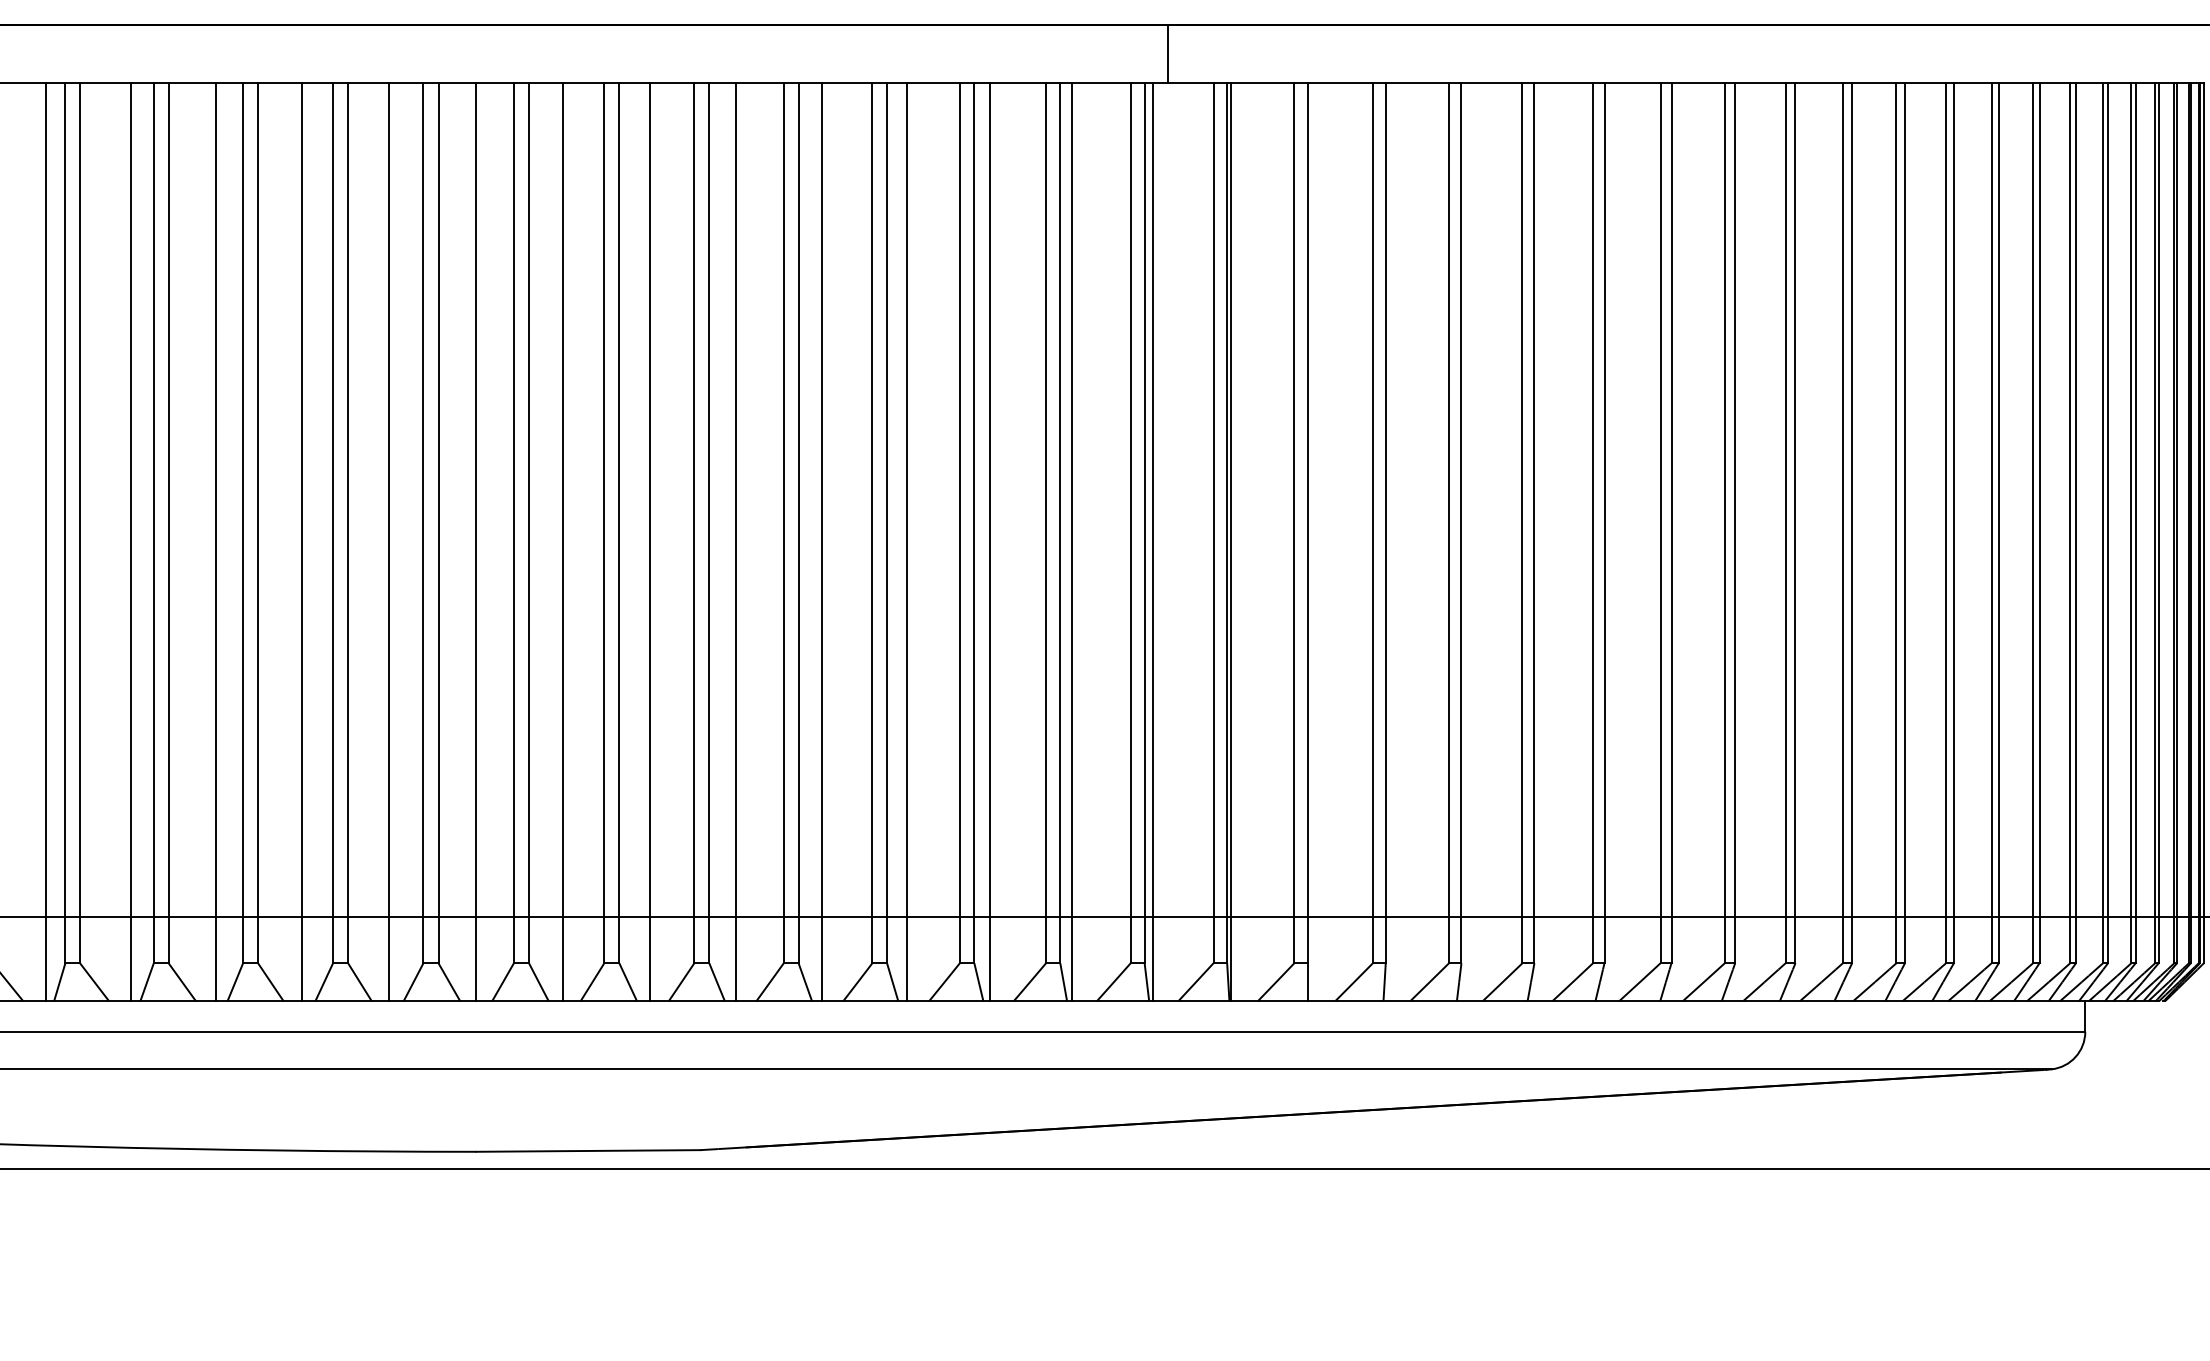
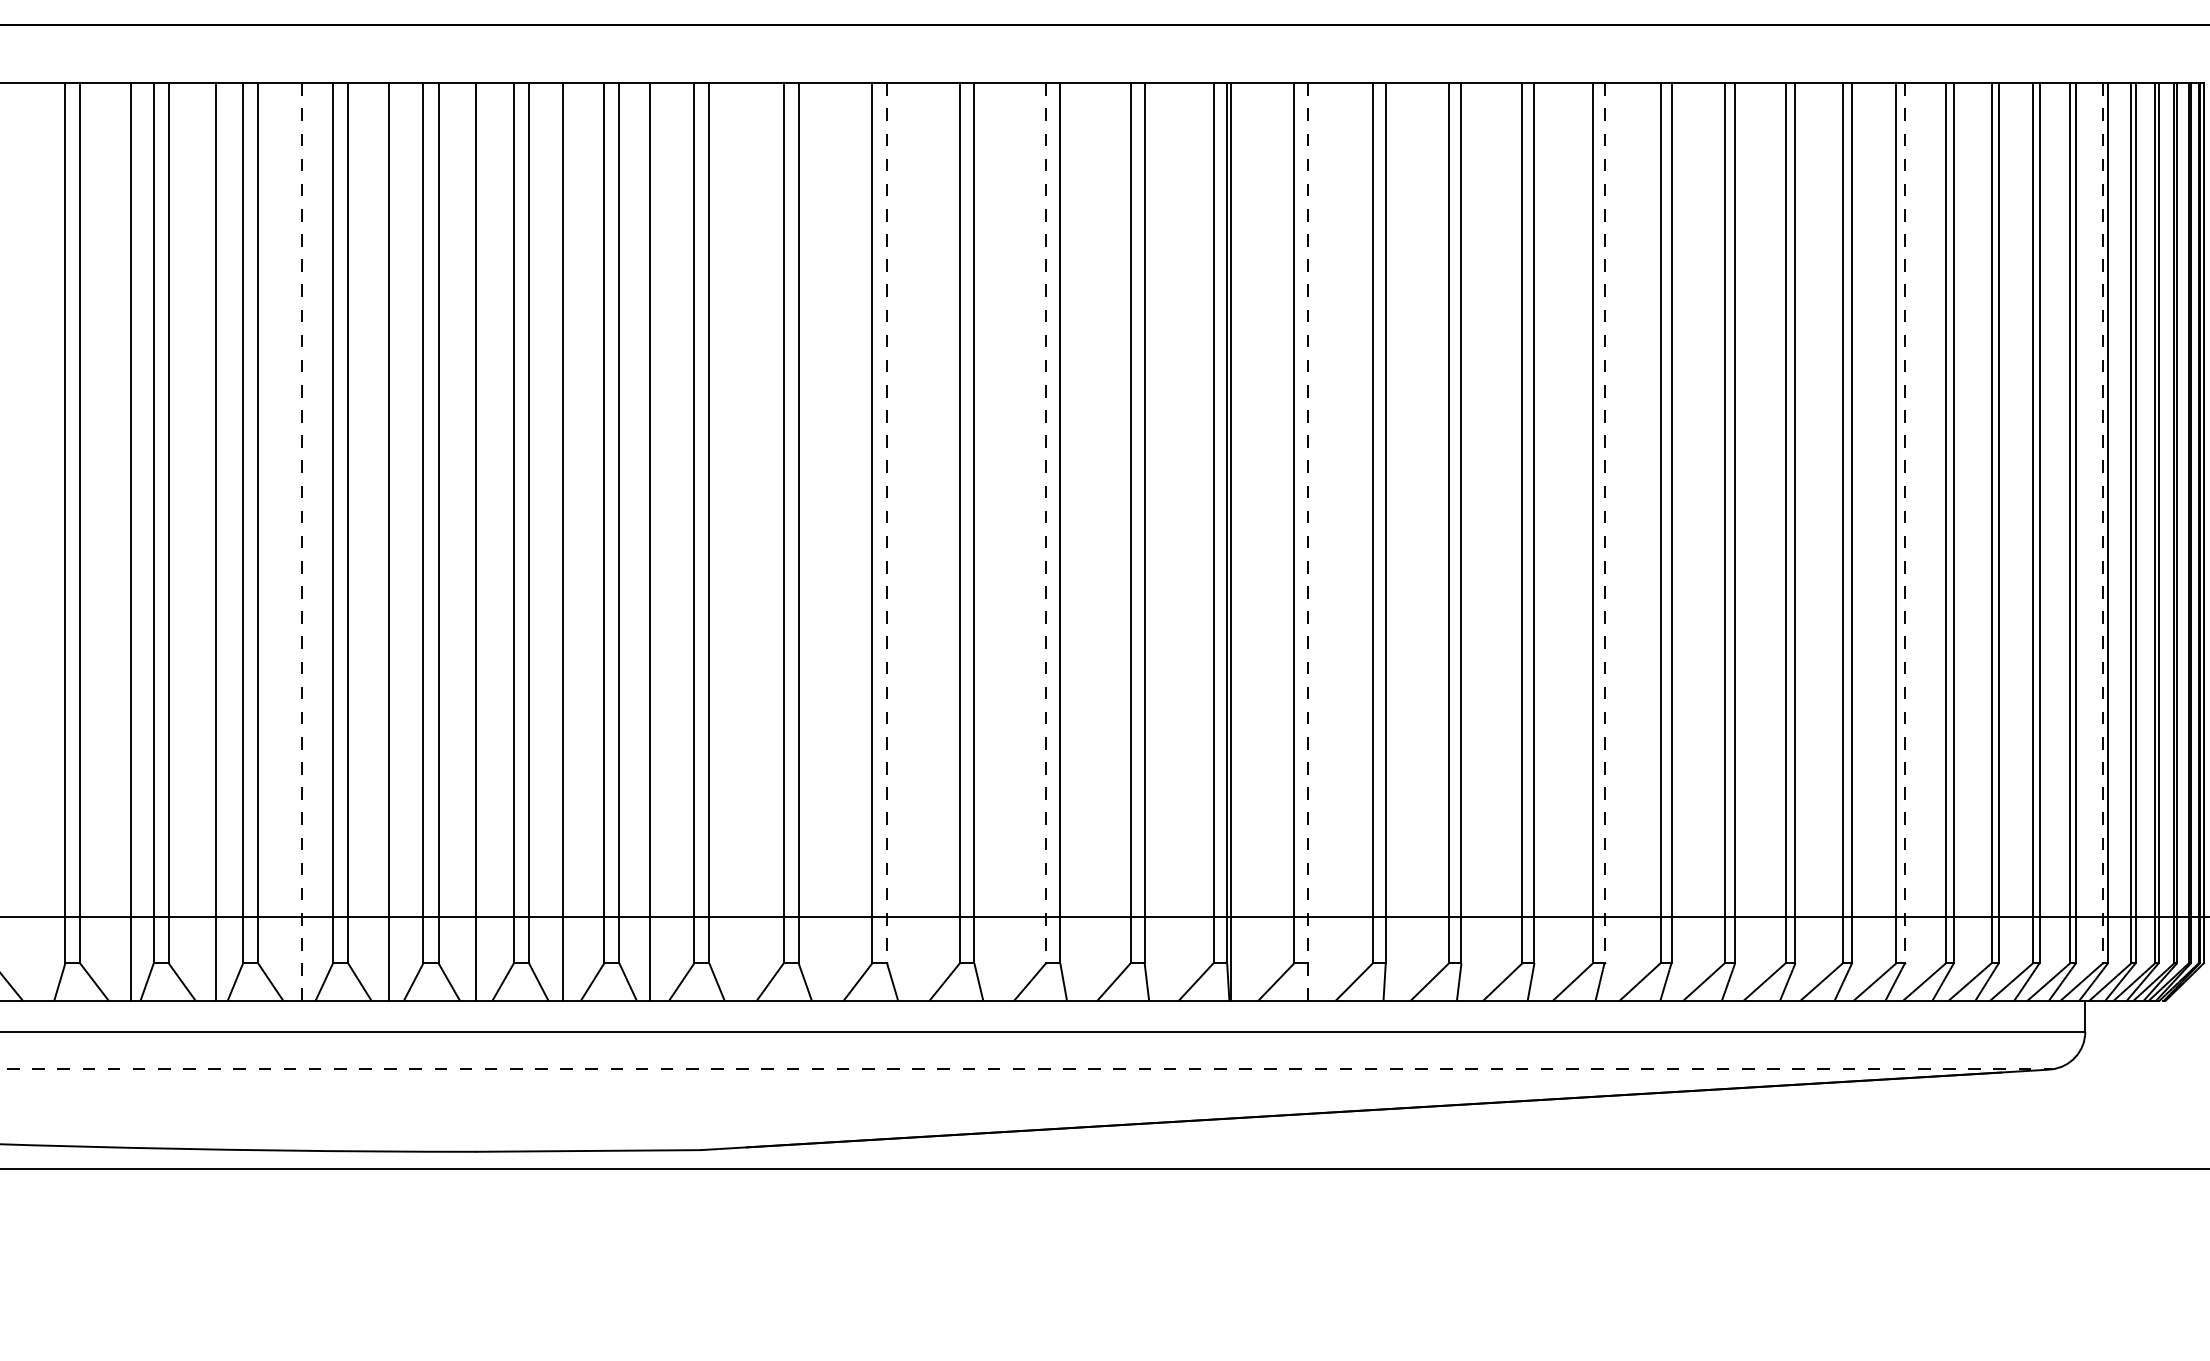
line: present -> none (1167, 53)
line: solid -> dashed (887, 523)
line: solid -> dashed (1046, 523)
line: solid -> dashed (1604, 523)
line: solid -> dashed (1904, 523)
line: solid -> dashed (2103, 523)
line: present -> none (45, 541)
line: present -> none (736, 541)
line: present -> none (821, 541)
line: present -> none (906, 541)
line: present -> none (990, 541)
line: present -> none (1072, 541)
line: present -> none (1152, 541)
line: solid -> dashed (302, 542)
line: solid -> dashed (1307, 542)
line: solid -> dashed (1026, 1069)
